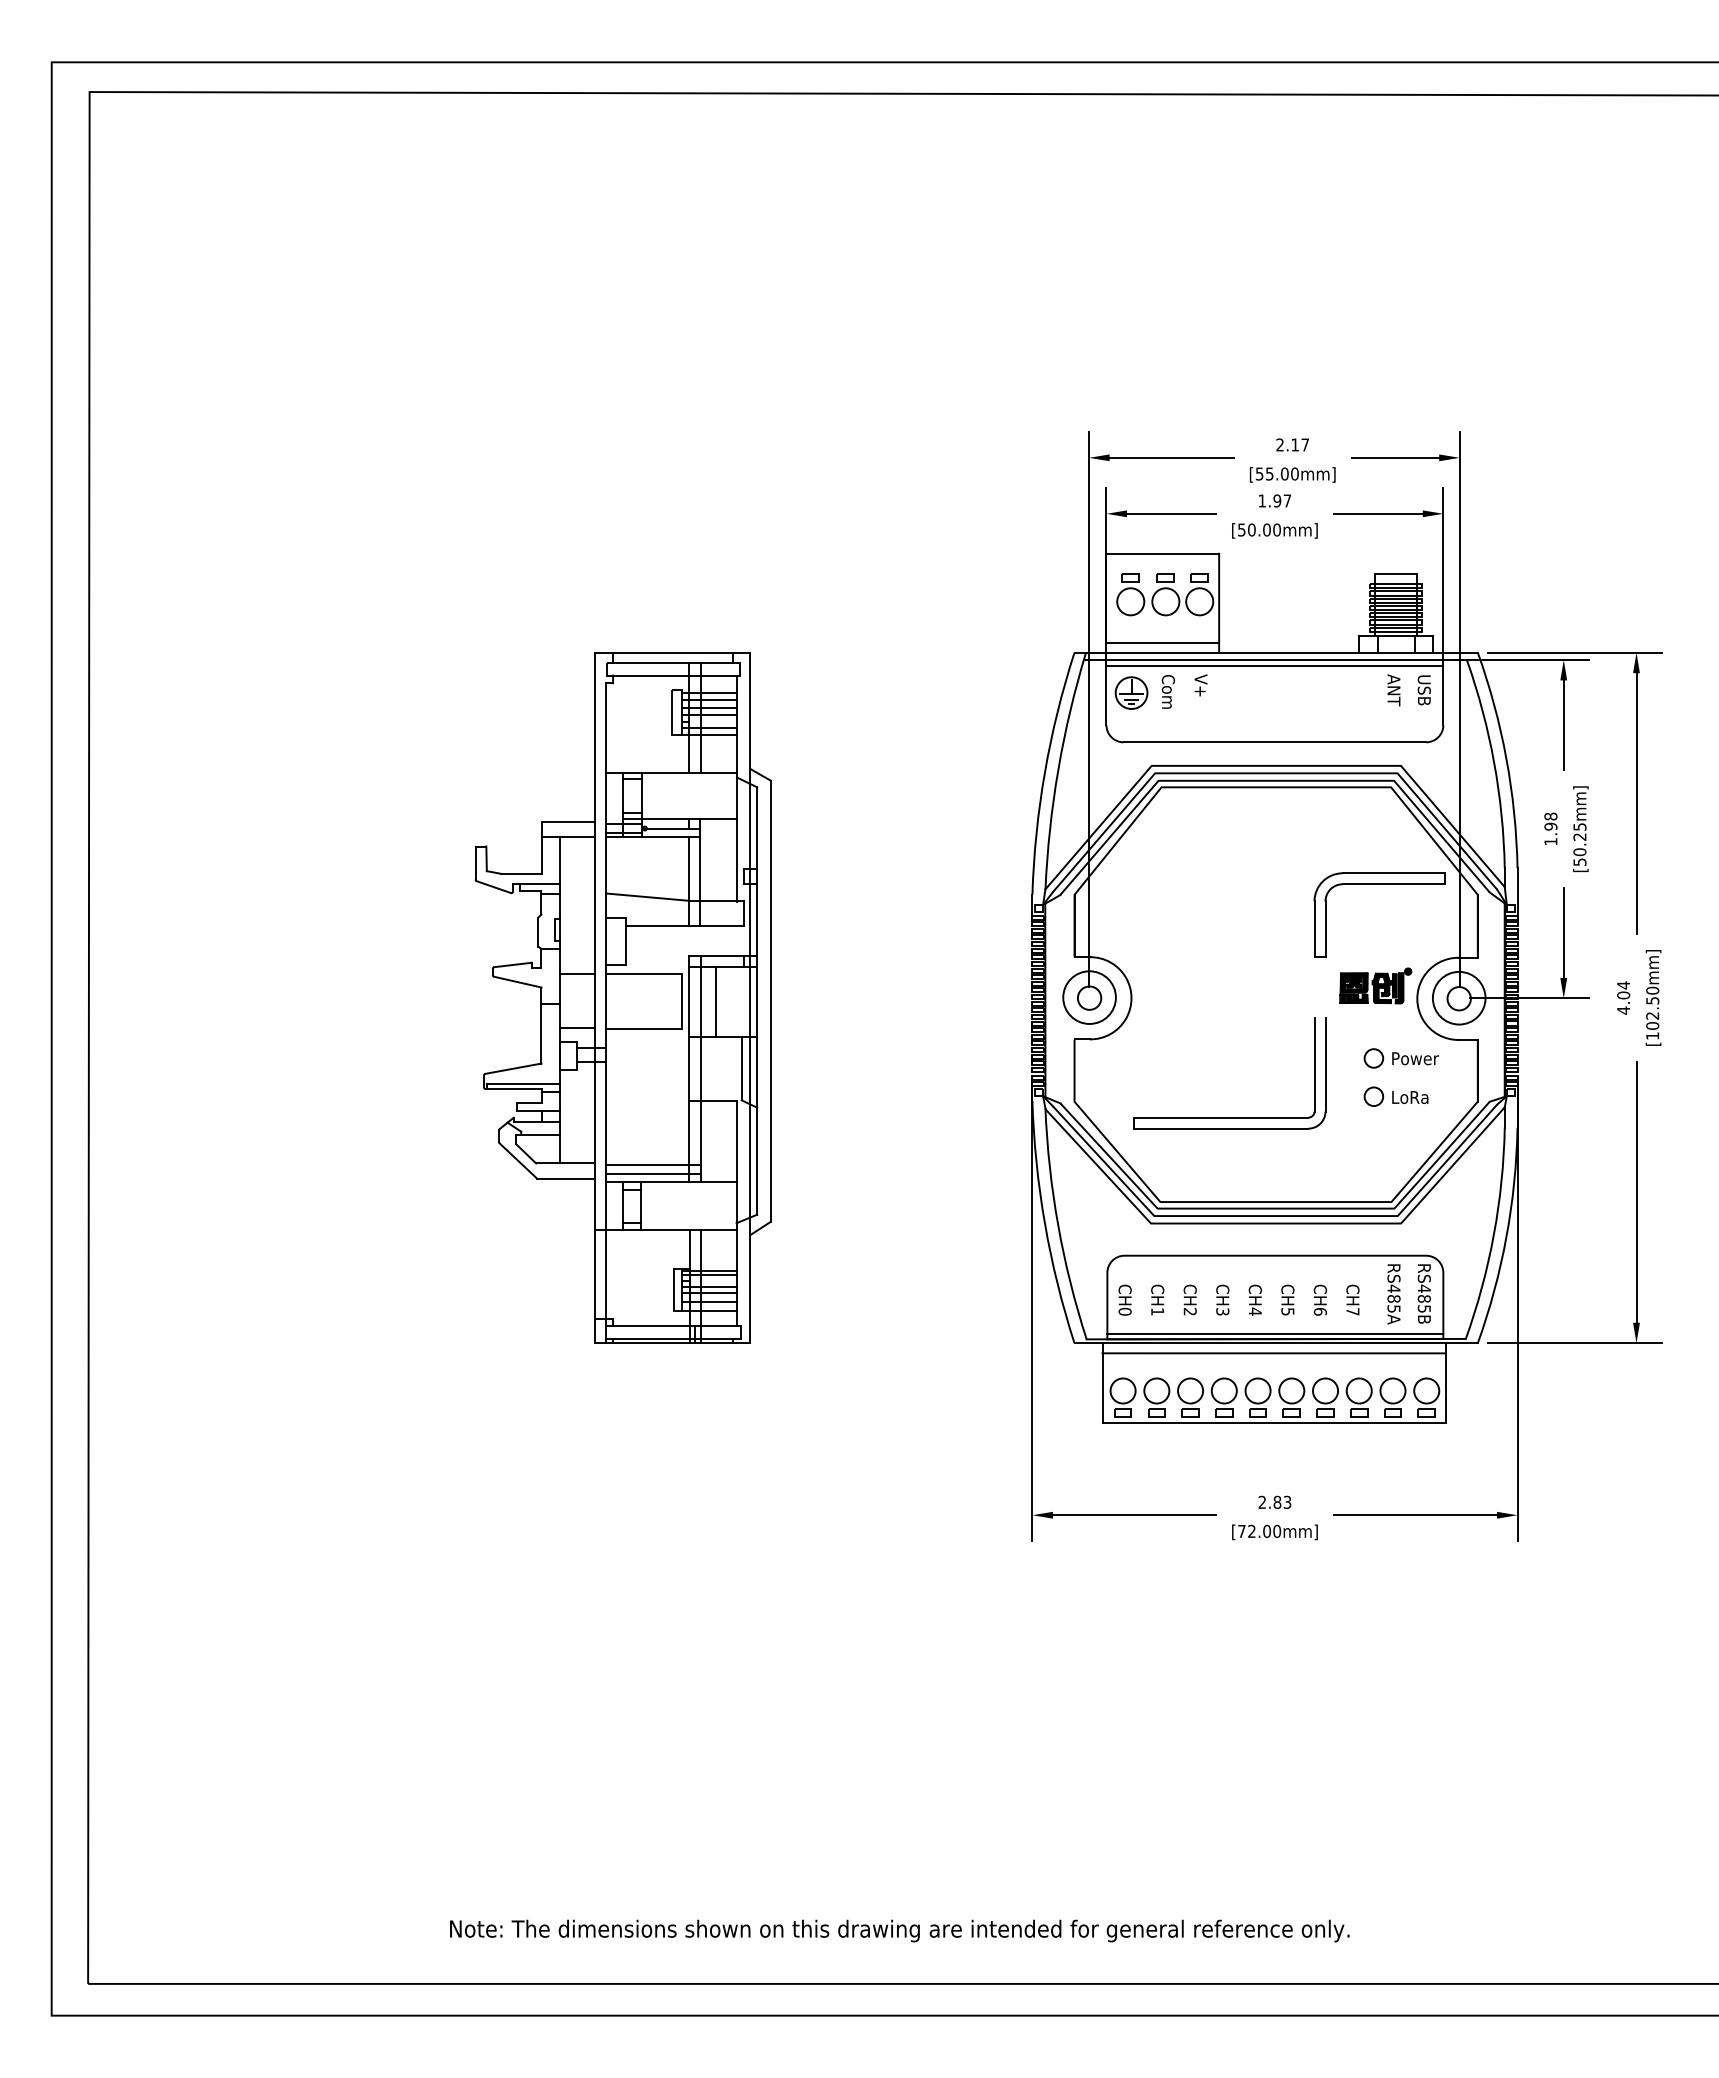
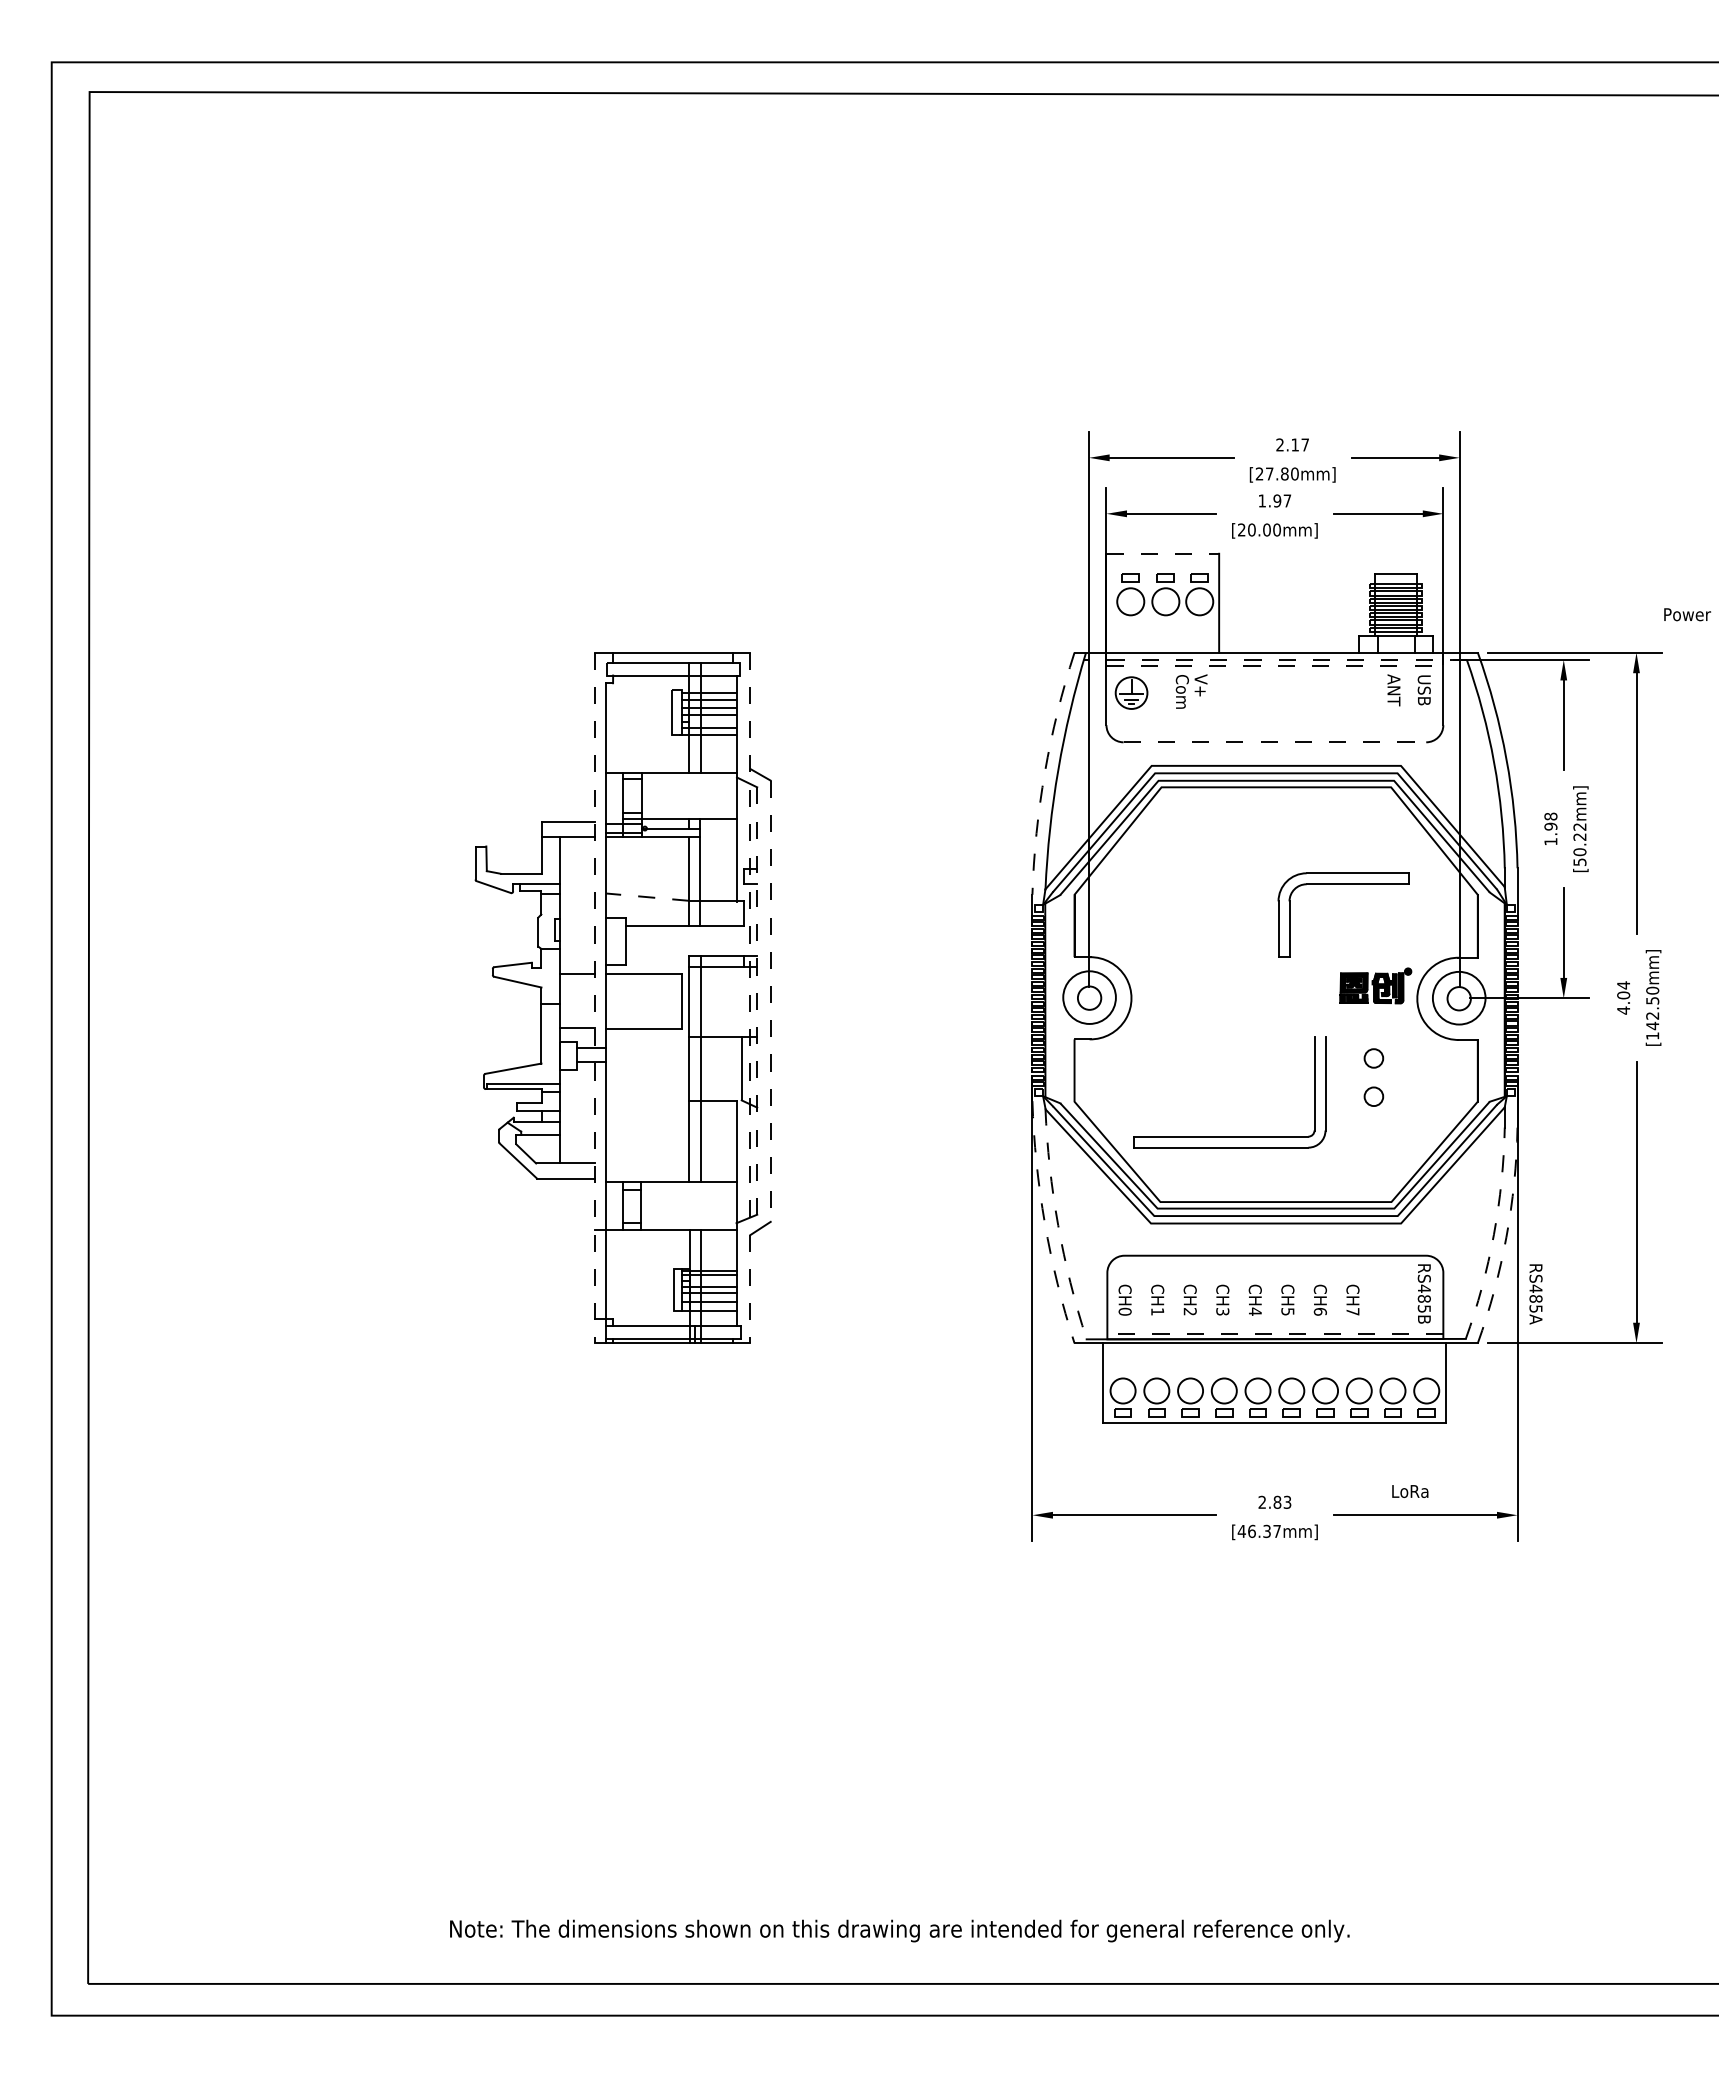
text: [55.00mm] -> [27.80mm] (1272, 473)
text: [50.00mm] -> [20.00mm] (1241, 529)
line: solid -> dashed (1163, 553)
line: present -> none (1162, 643)
line: solid -> dashed (1274, 659)
line: solid -> dashed (1275, 665)
text position: (1167, 691) -> (1181, 691) (1181, 691)
line: solid -> dashed (1275, 742)
arc: solid -> dashed (1044, 772)
text: [50.25mm] -> [50.22mm] (1579, 826)
part position: (1379, 884) -> (1343, 884) (1343, 884)
line: solid -> dashed (647, 897)
line: solid -> dashed (595, 998)
line: solid -> dashed (750, 998)
line: present -> none (716, 1001)
line: solid -> dashed (757, 1001)
line: solid -> dashed (770, 1001)
text: [102.50mm] -> [142.50mm] (1652, 1025)
text position: (1415, 1058) -> (1687, 614) (1687, 614)
text position: (1410, 1097) -> (1410, 1491) (1410, 1491)
part position: (1229, 1117) -> (1229, 1136) (1229, 1136)
line: present -> none (653, 1164)
line: present -> none (653, 1173)
arc: solid -> dashed (1044, 1223)
arc: solid -> dashed (1058, 1225)
arc: solid -> dashed (1493, 1234)
arc: solid -> dashed (1506, 1237)
text position: (1393, 1294) -> (1535, 1294) (1535, 1294)
line: solid -> dashed (1275, 1333)
line: present -> none (1273, 1353)
text: [72.00mm] -> [46.37mm] (1259, 1530)
